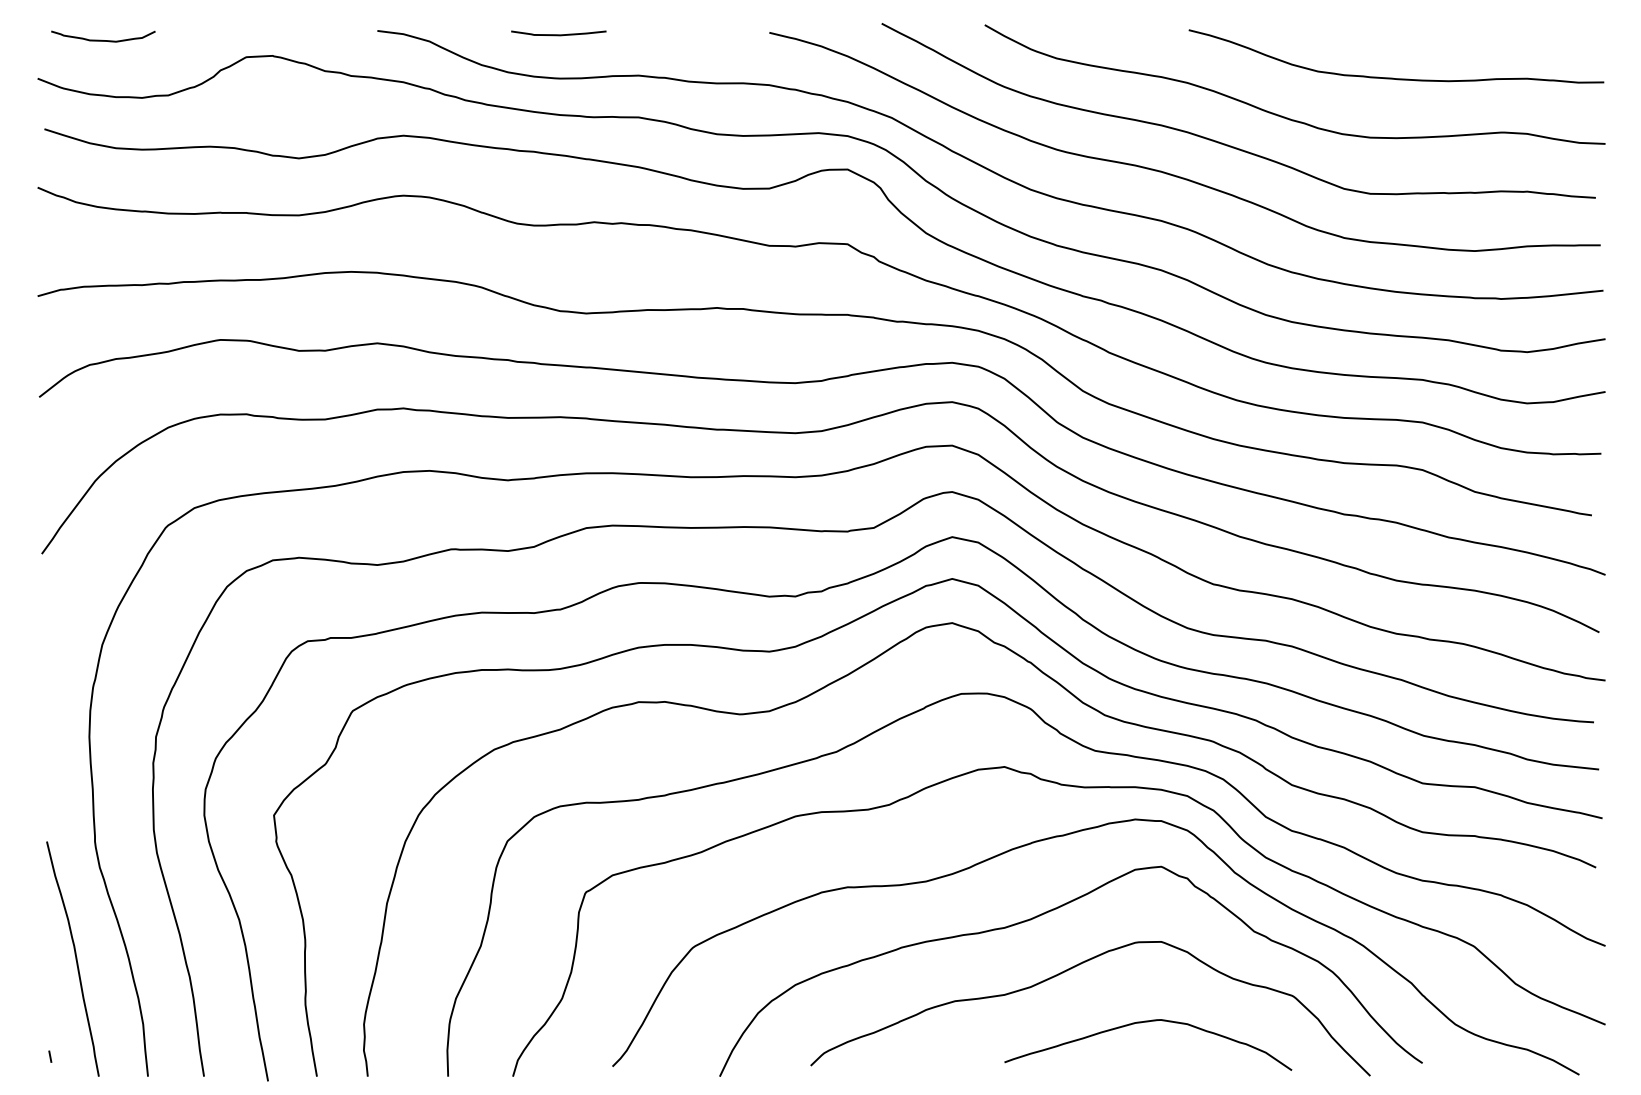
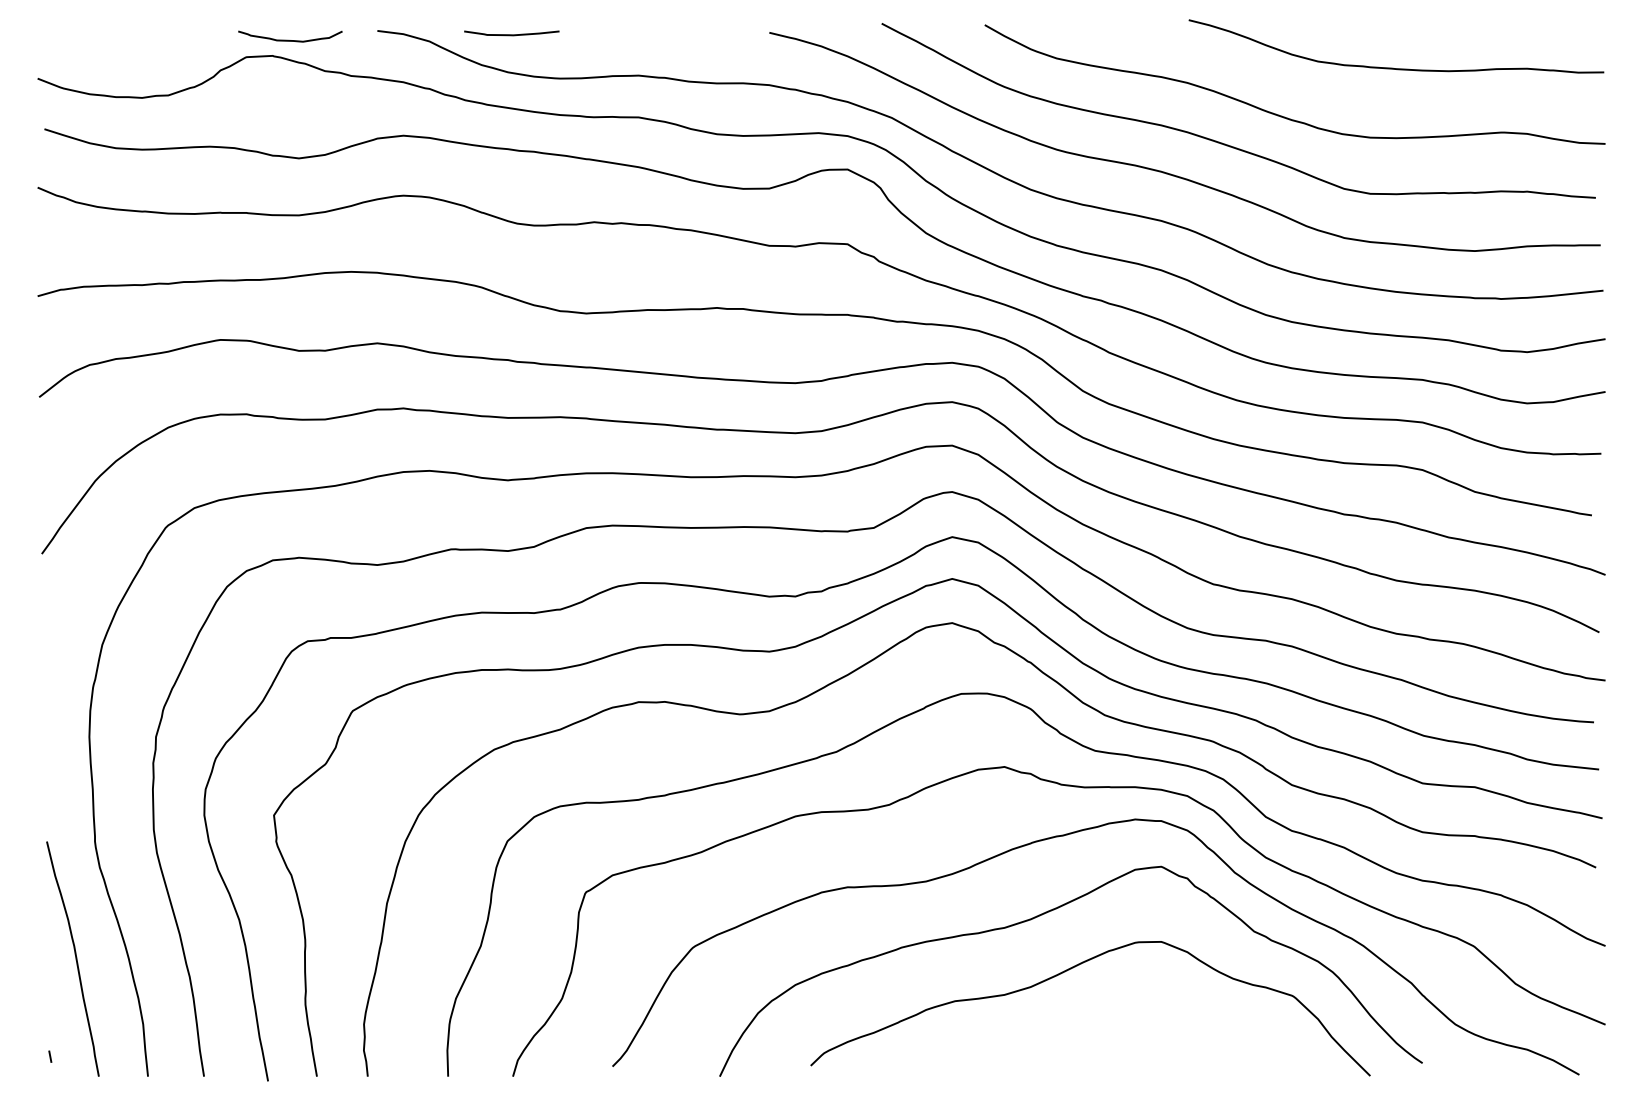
curve position: (558, 34) -> (511, 34) (511, 34)
curve position: (101, 39) -> (288, 39) (288, 39)
curve position: (1393, 77) -> (1393, 67) (1393, 67)
curve: present -> none (1148, 1022)
